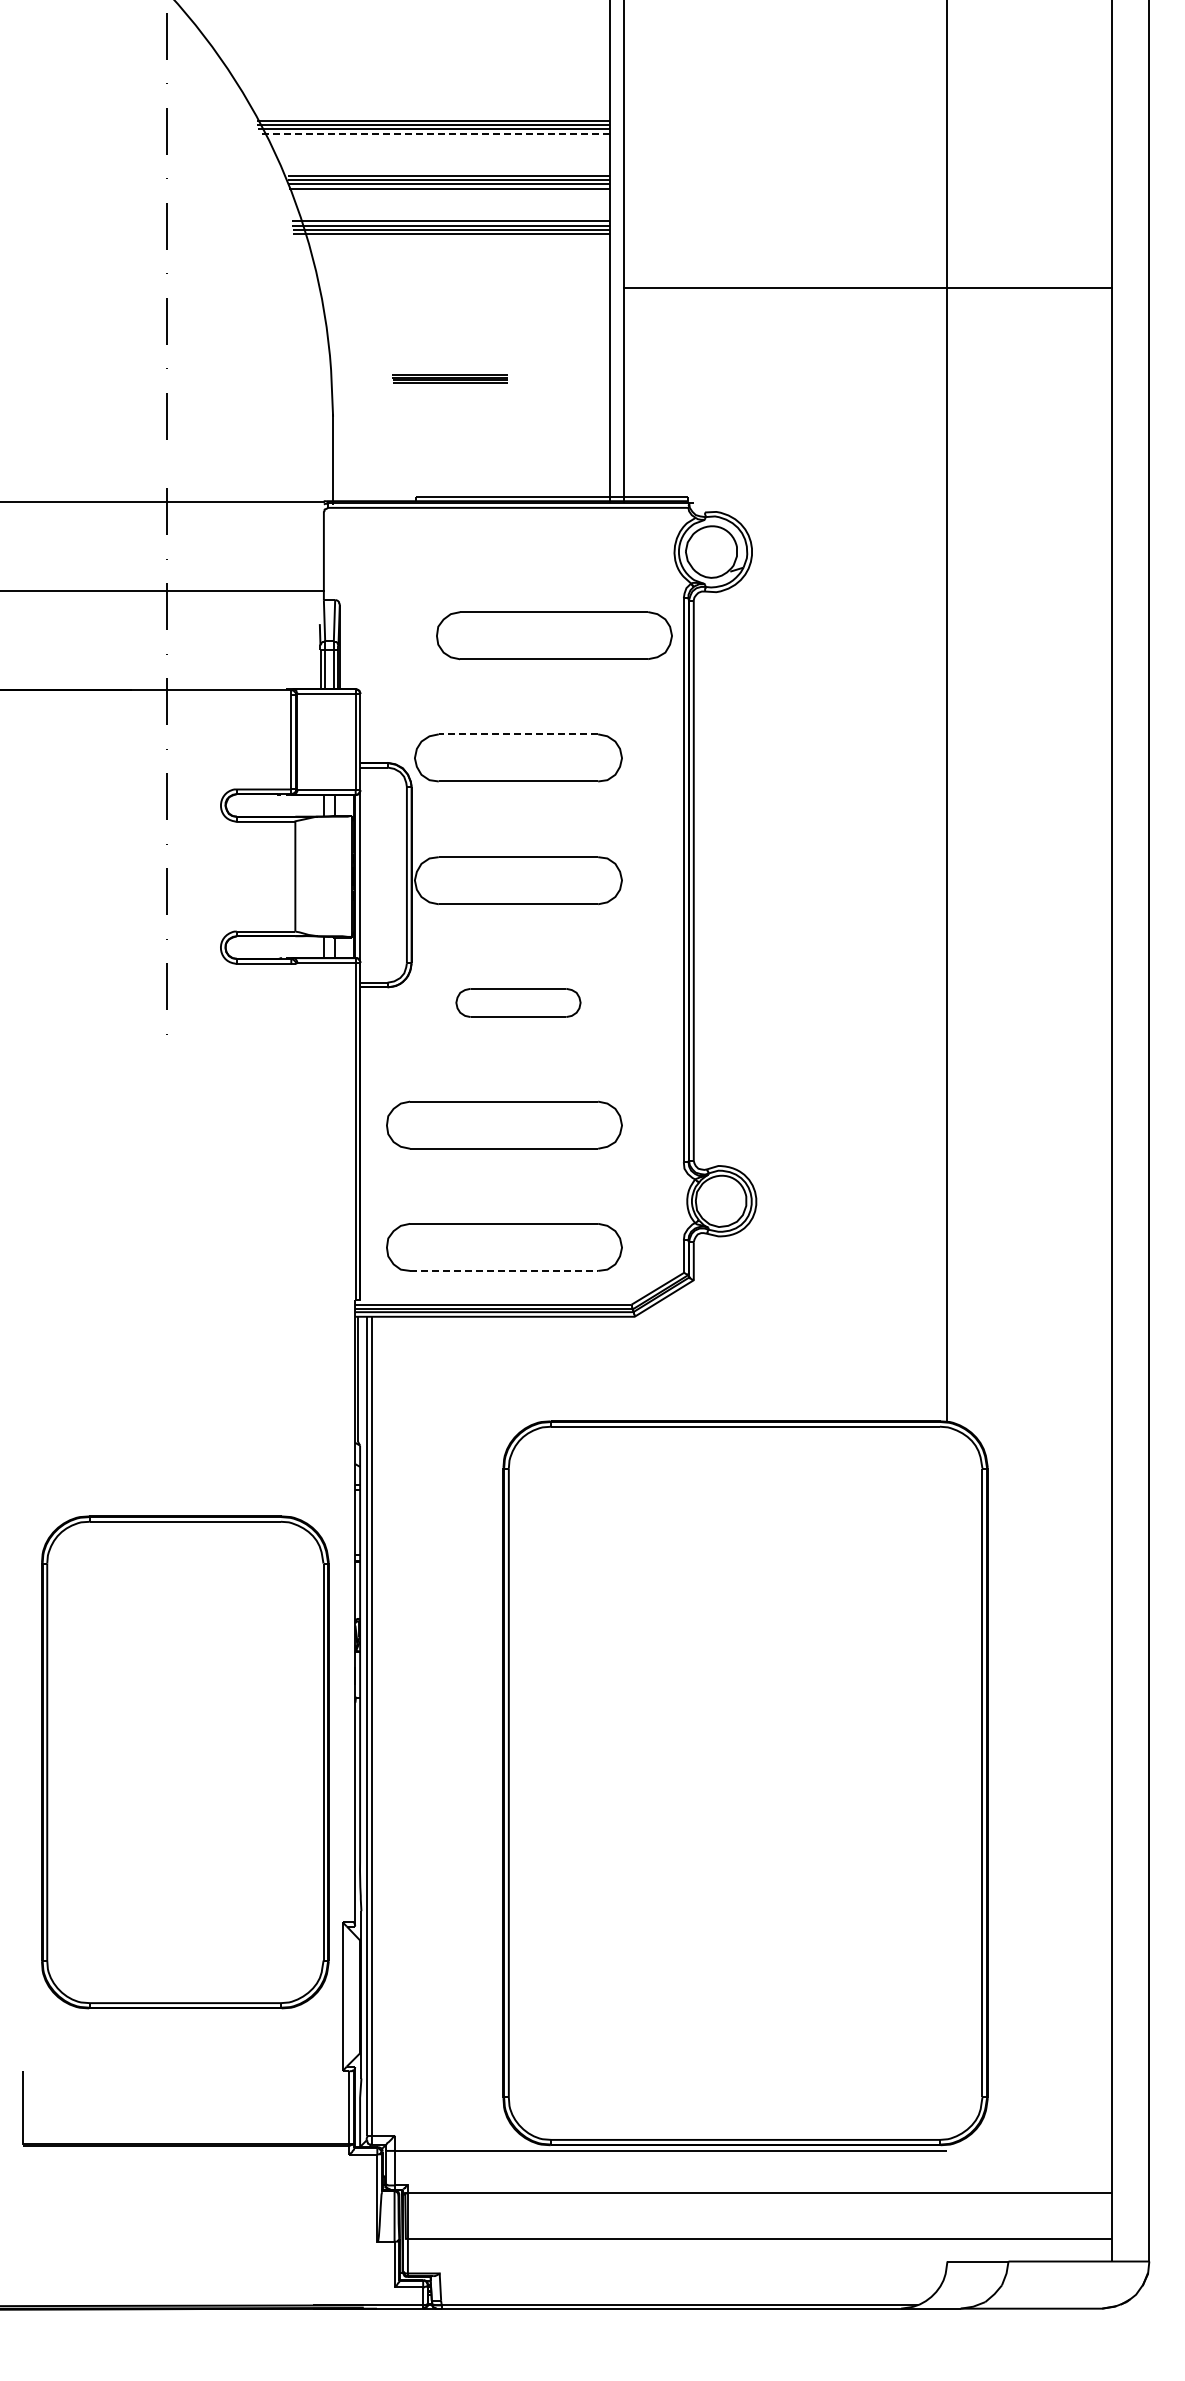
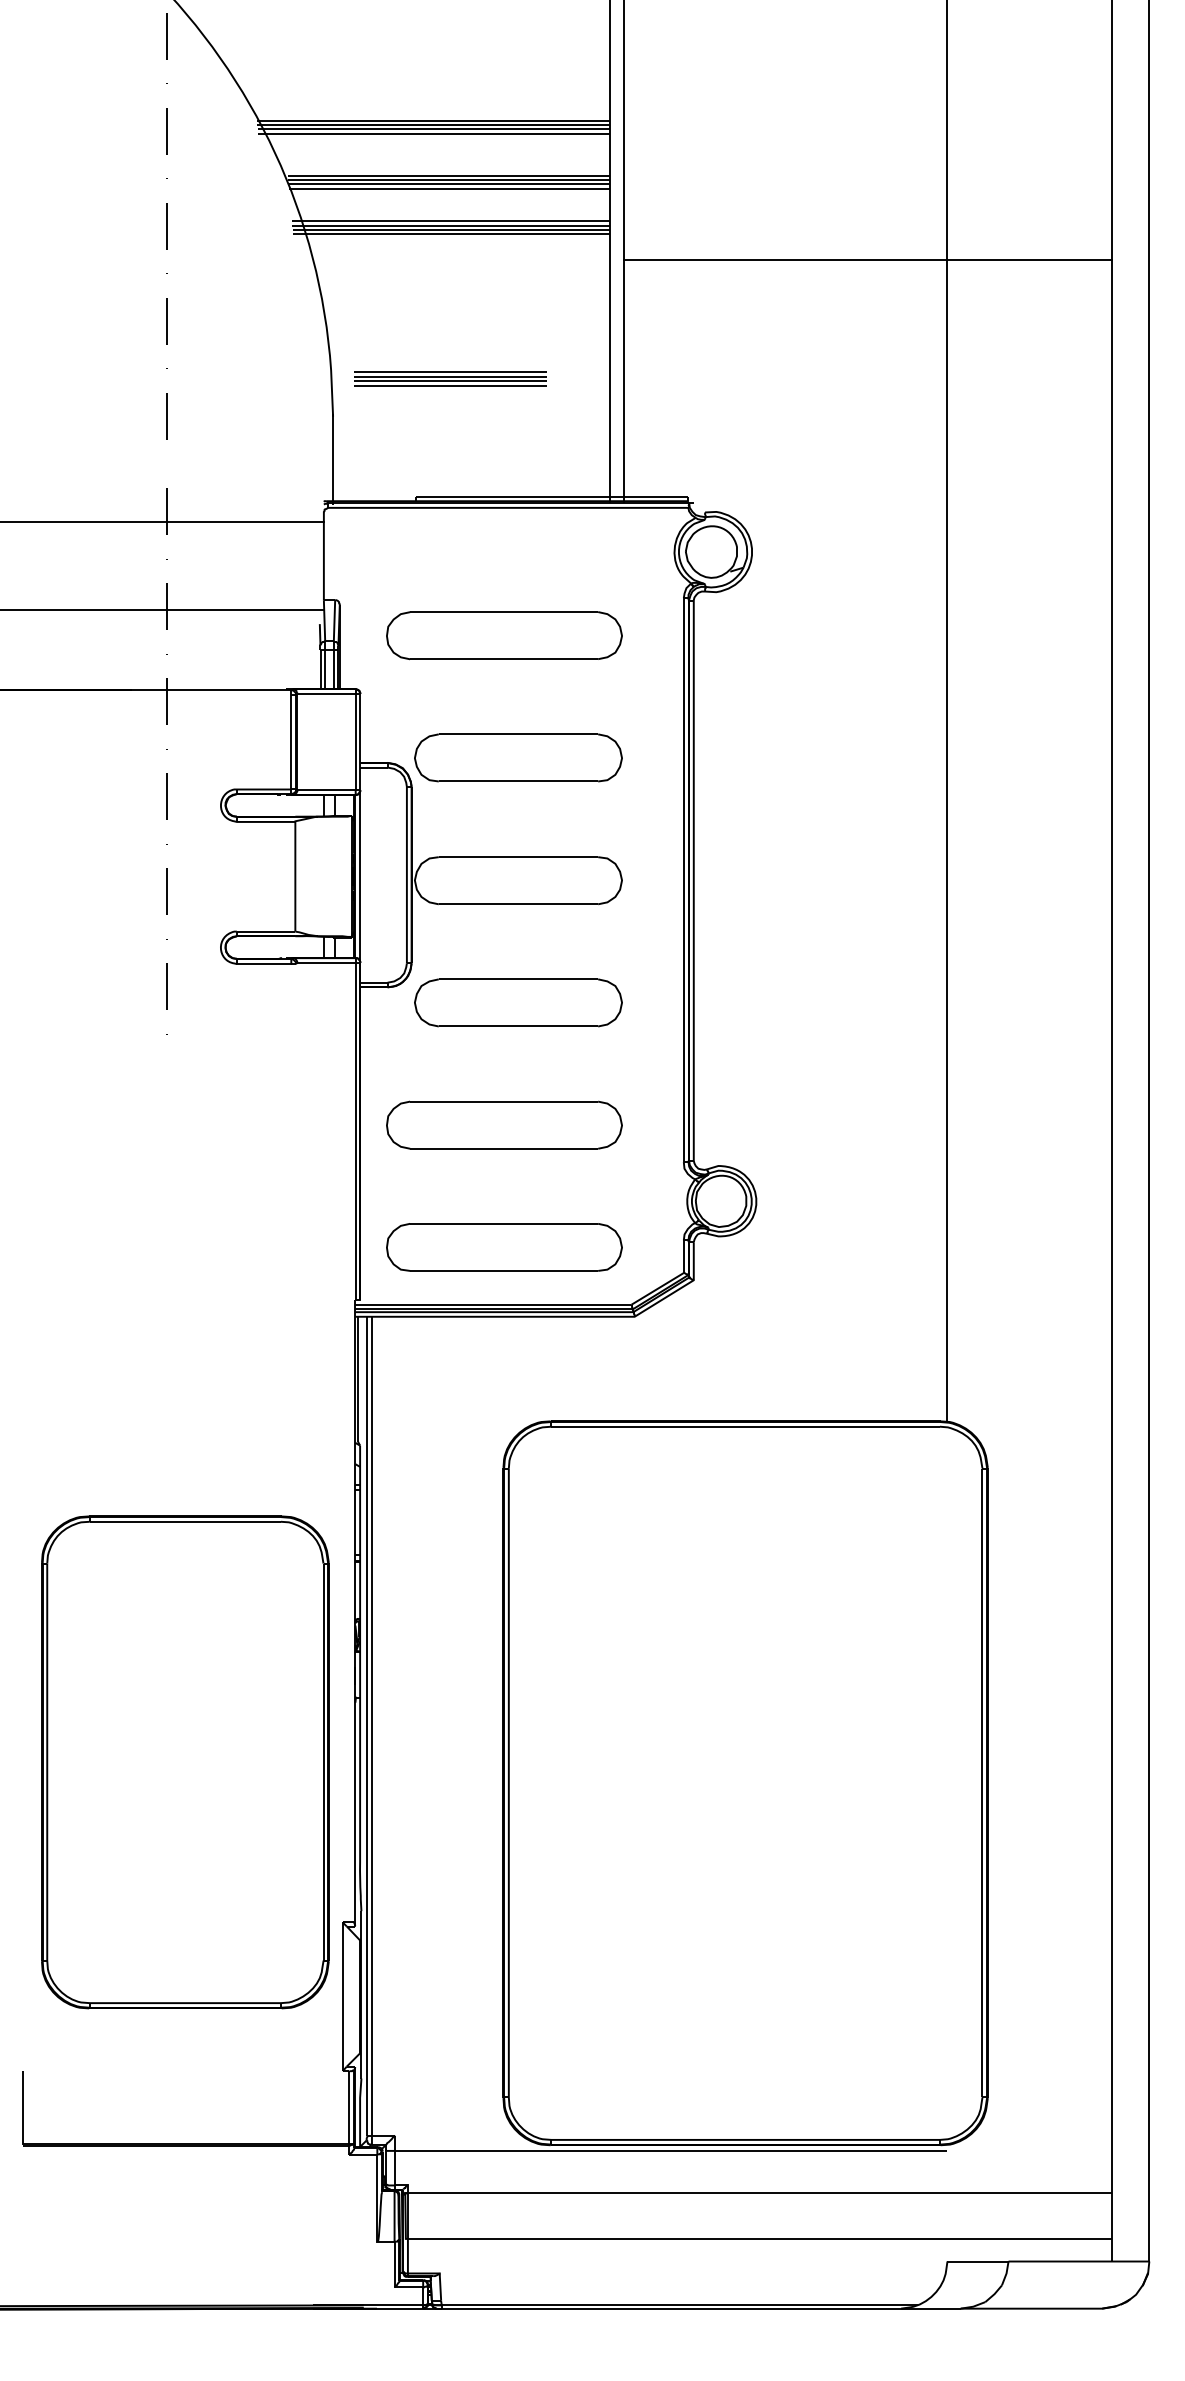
line: dashed -> solid (433, 133)
line position: (867, 288) -> (867, 260) (867, 260)
part size: 116x10 px -> 193x16 px (450, 378)
line position: (162, 501) -> (162, 521) (162, 521)
line position: (162, 590) -> (162, 609) (162, 609)
part position: (554, 635) -> (504, 635) (504, 635)
line: dashed -> solid (518, 734)
part size: 127x30 px -> 209x50 px (518, 1002)
line: dashed -> solid (504, 1270)
